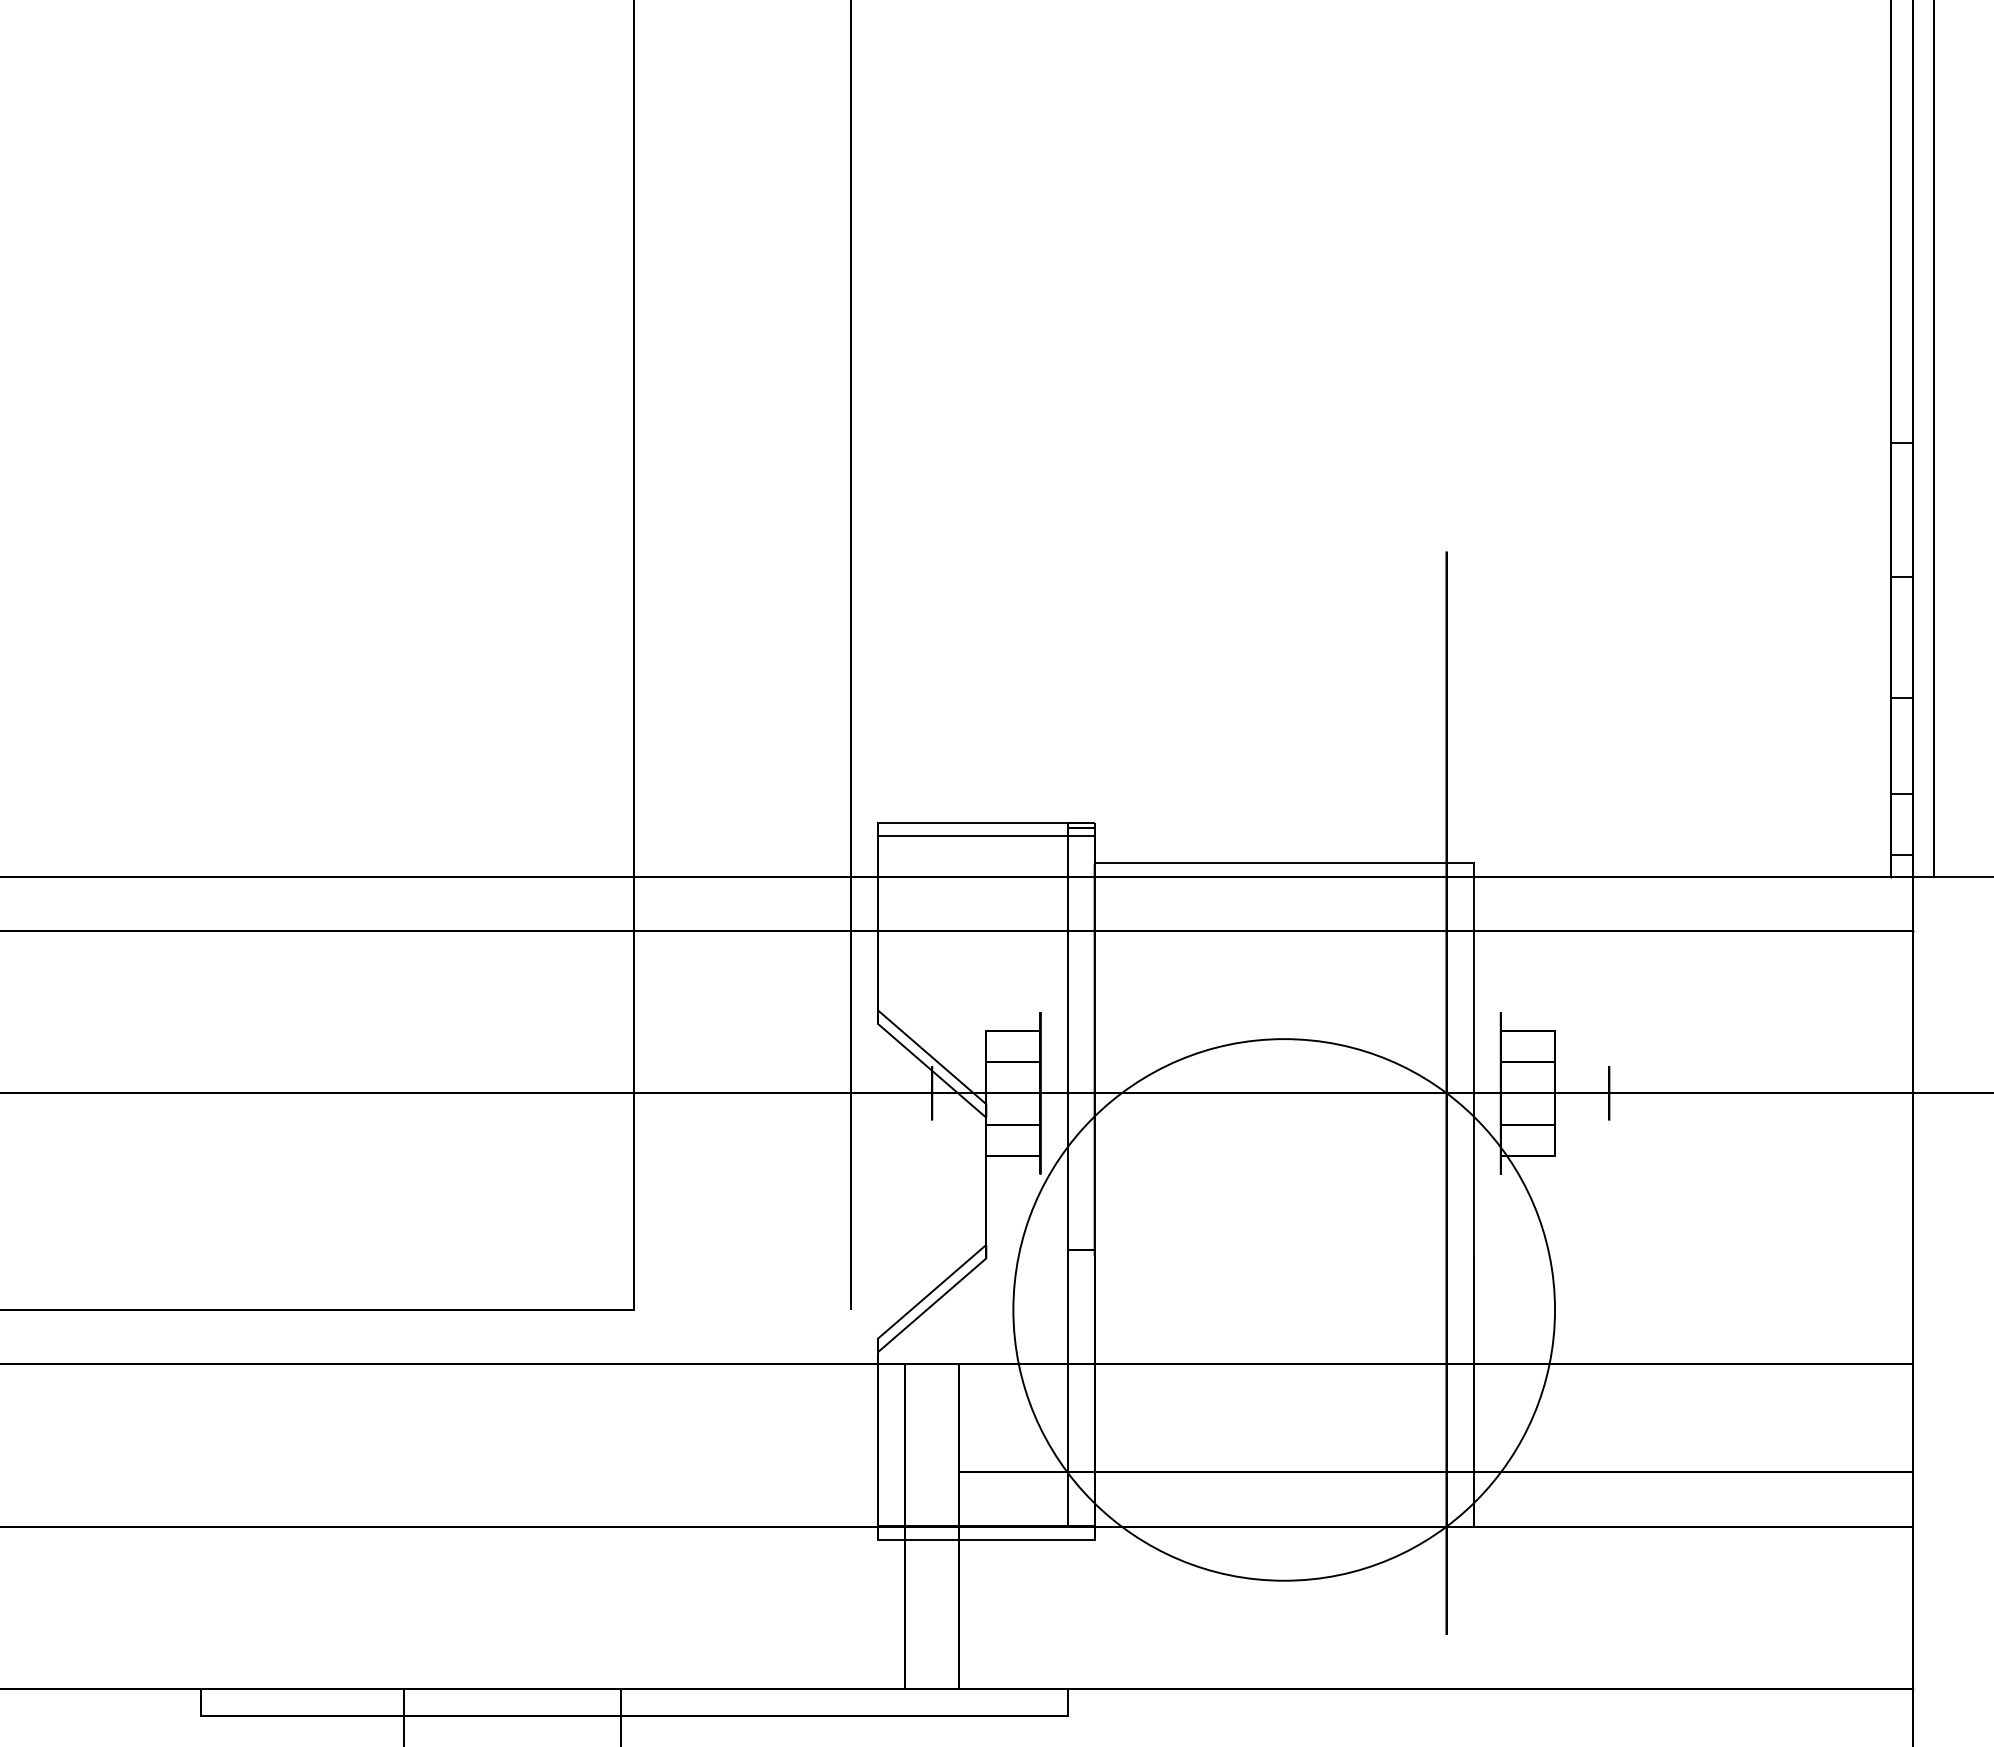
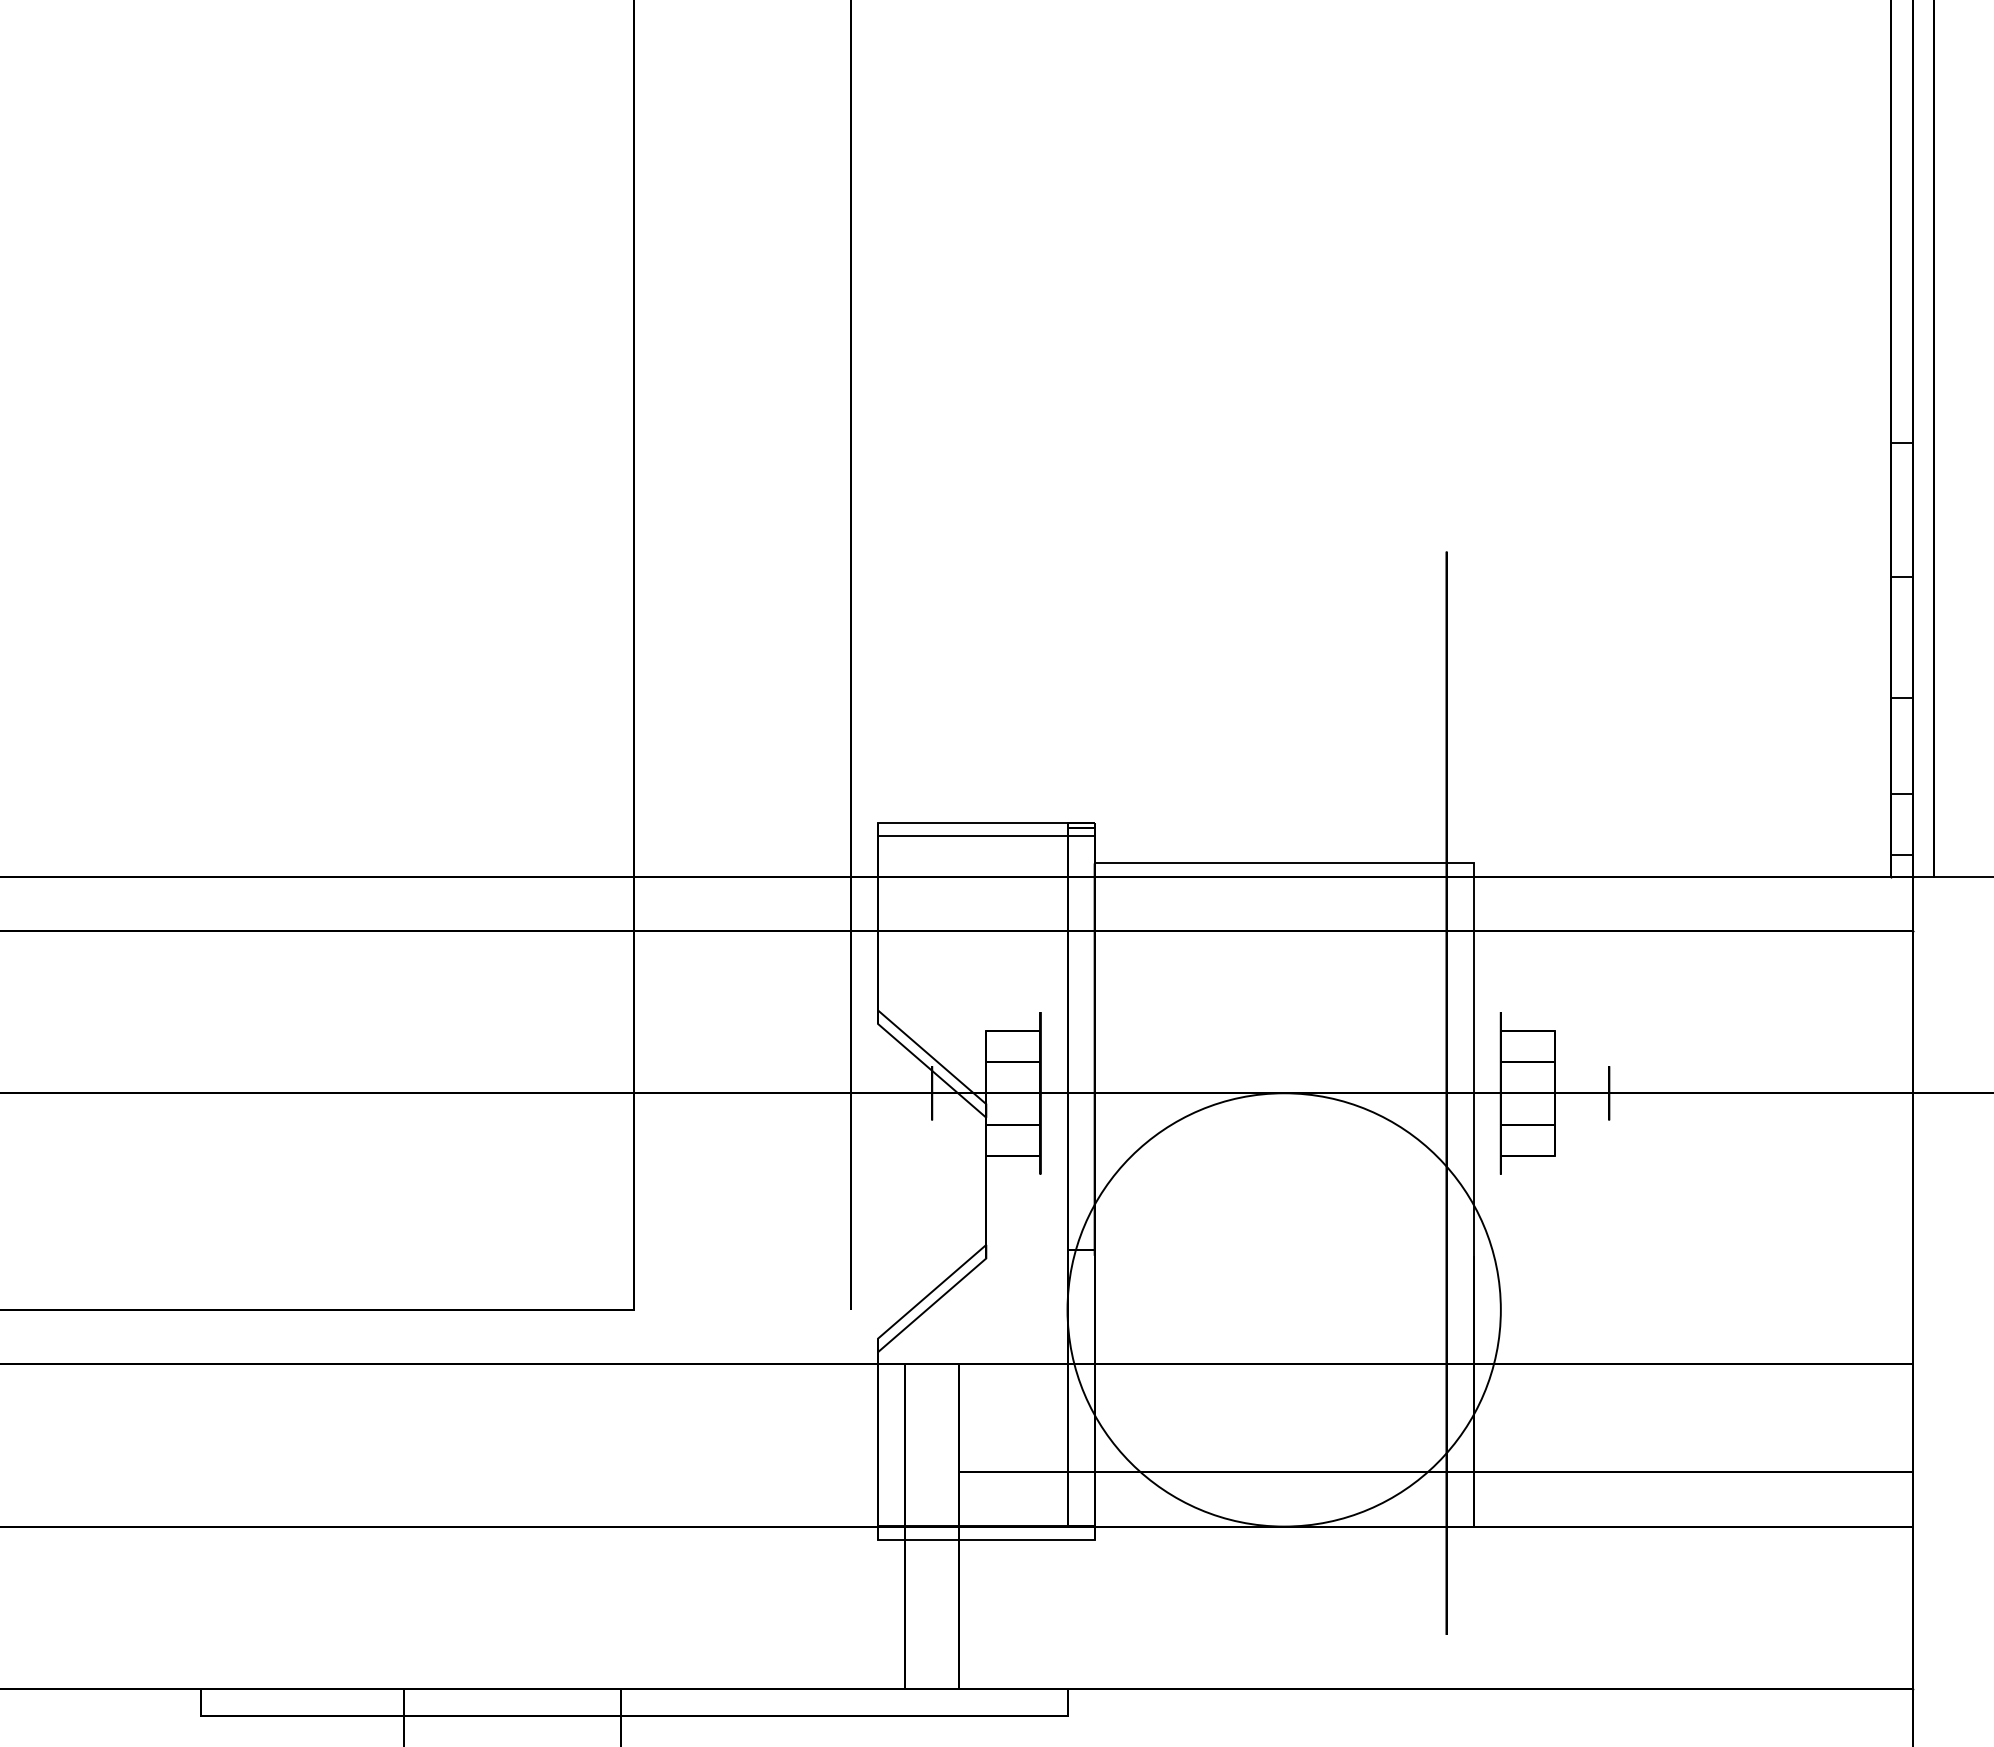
circle diameter: 542 px -> 433 px (1283, 1309)
